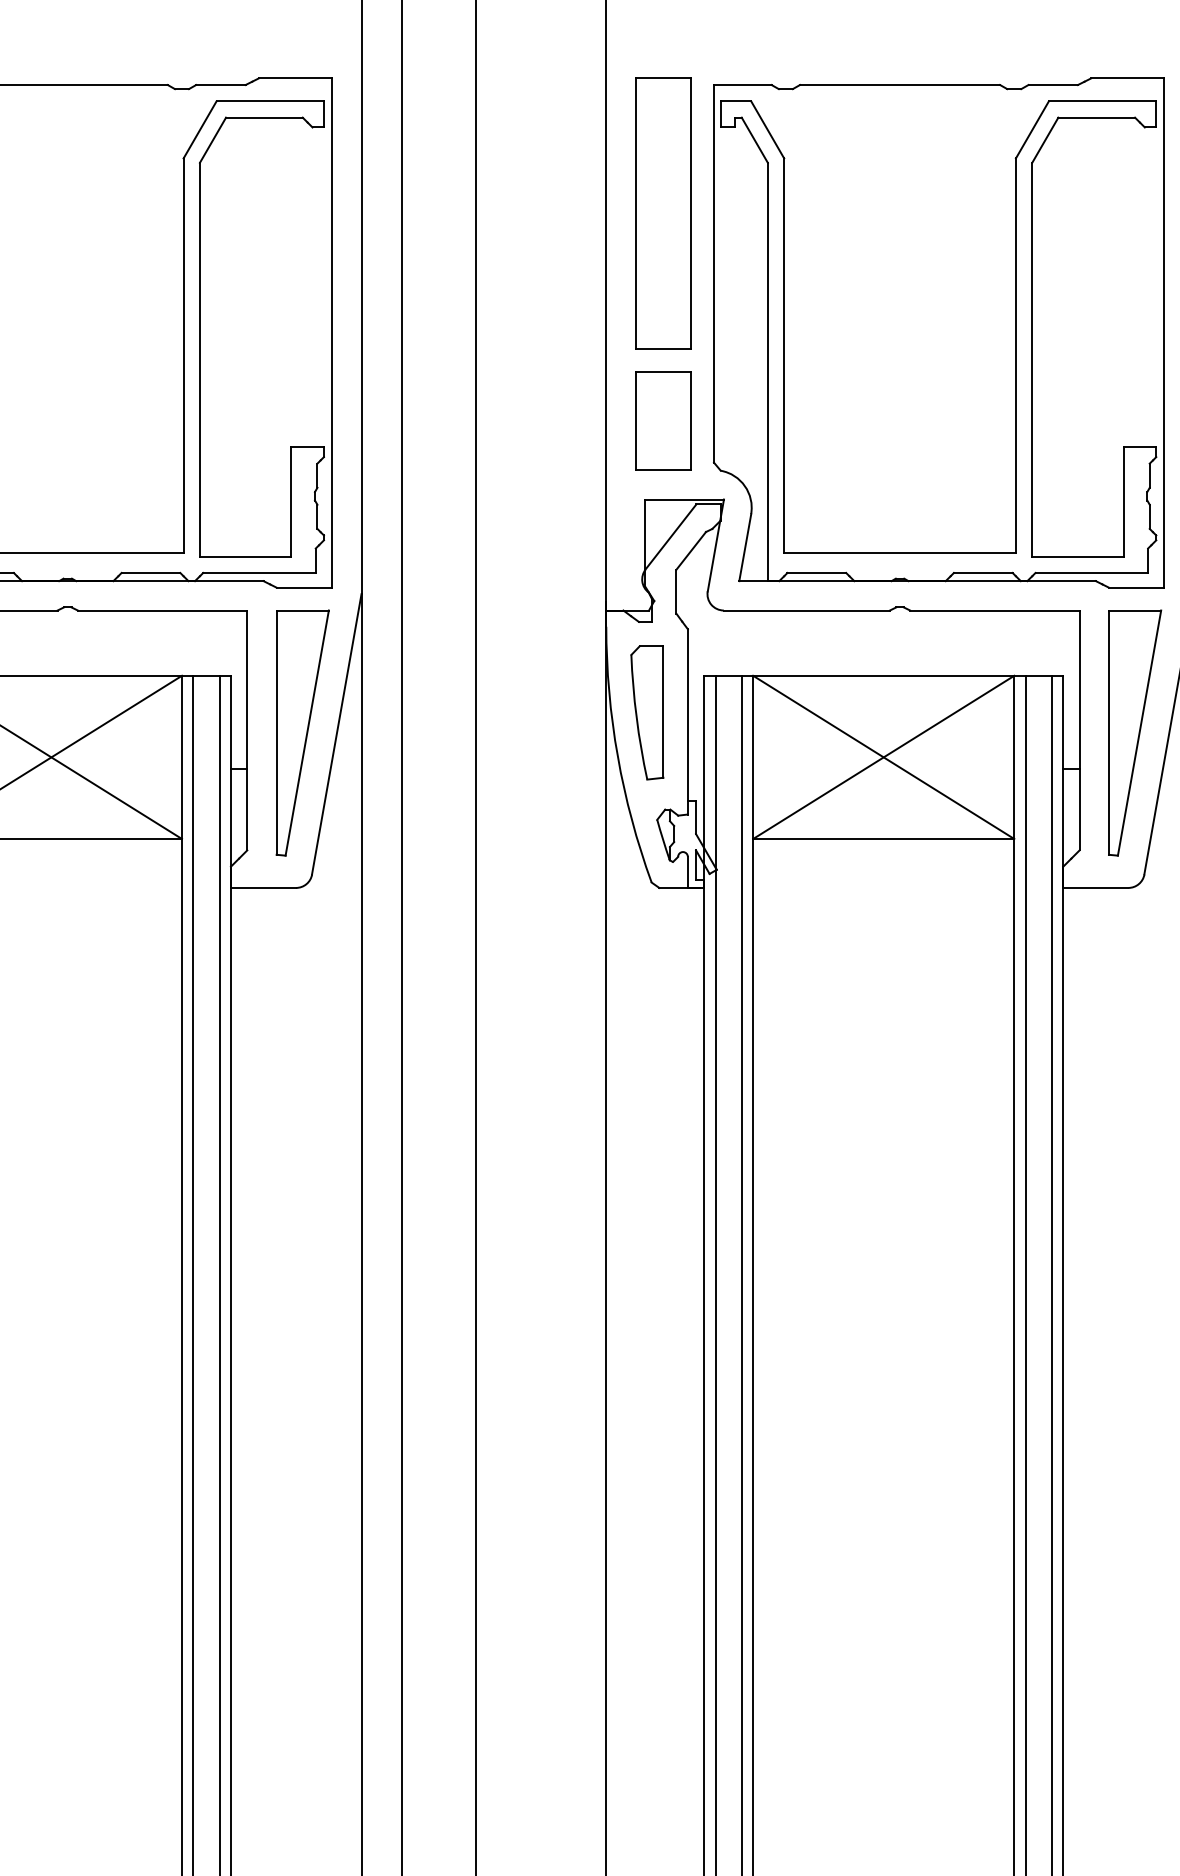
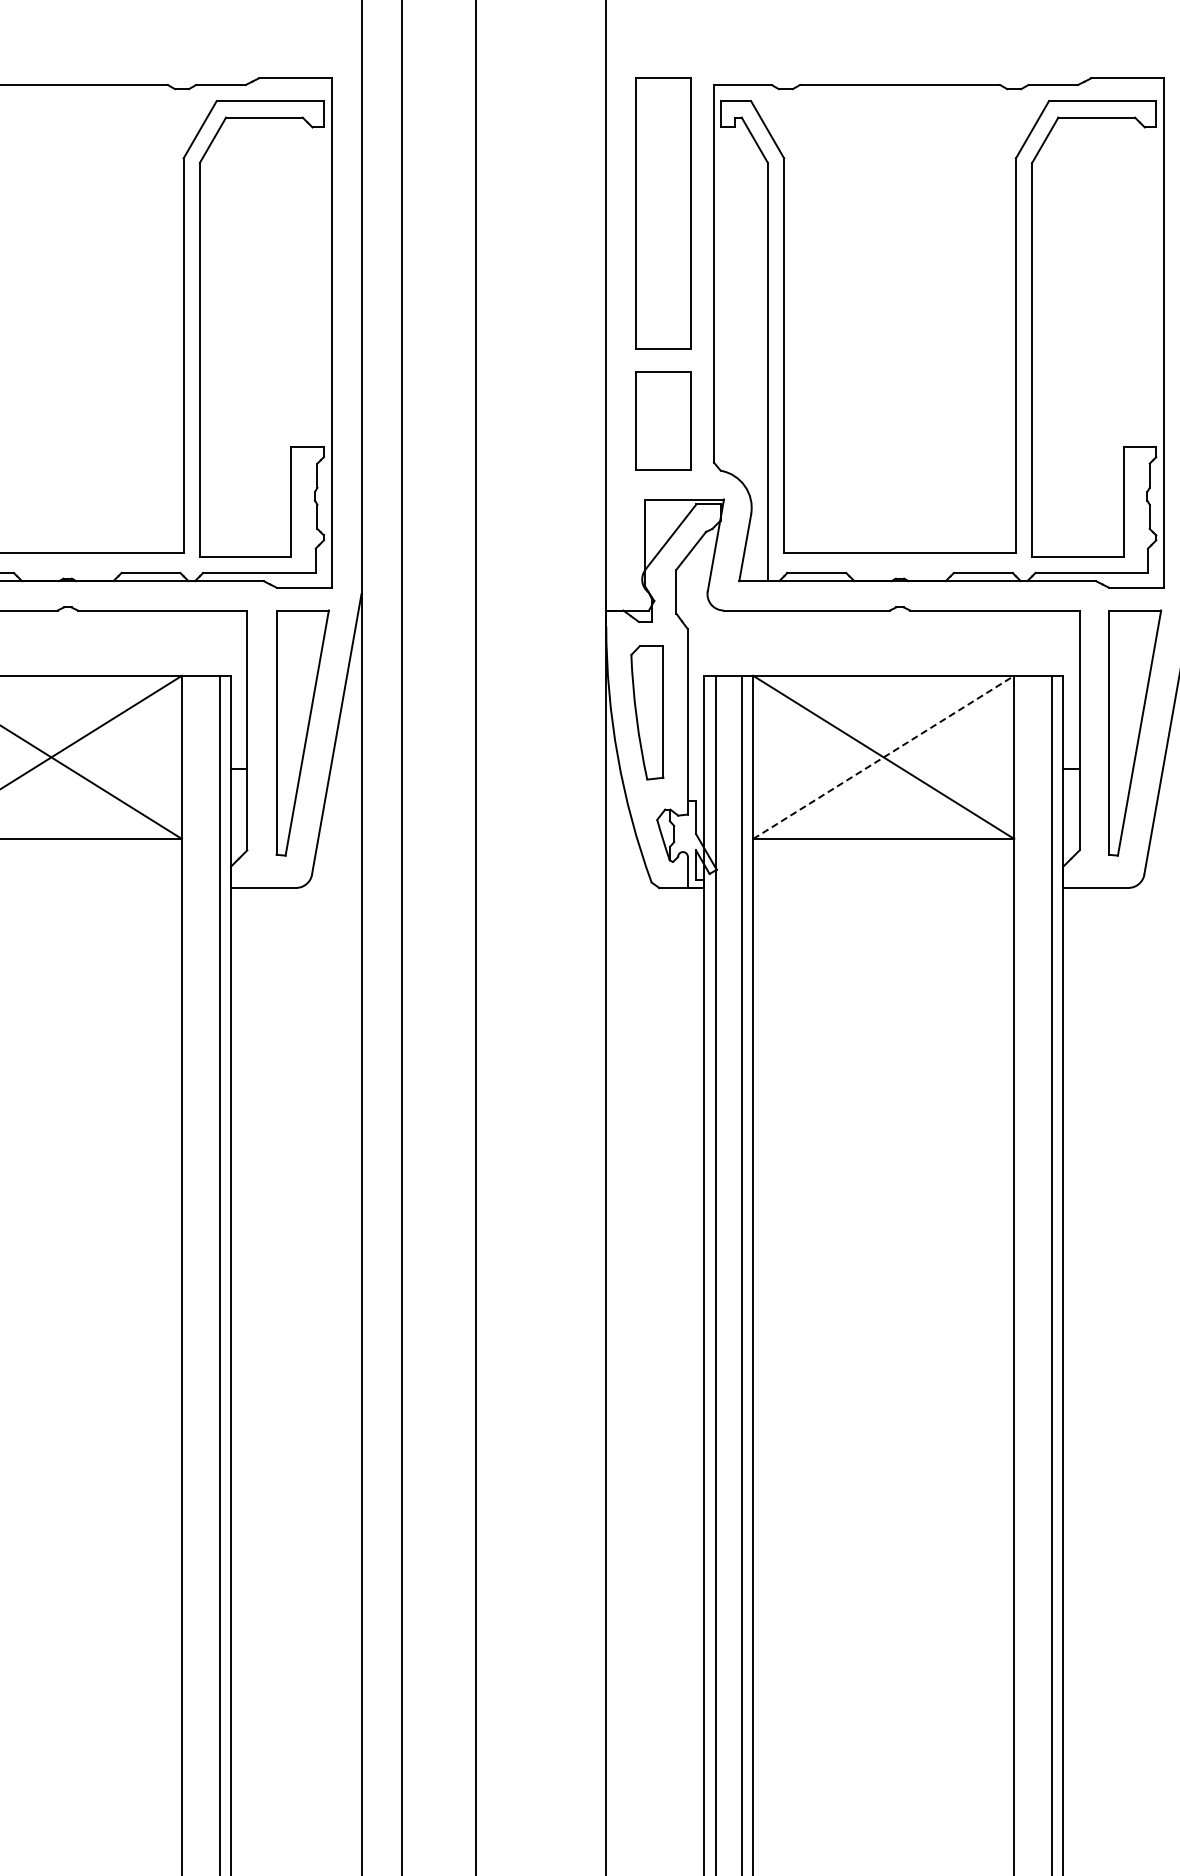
line: solid -> dashed (883, 757)
line: present -> none (193, 1273)
line: present -> none (1025, 1273)
